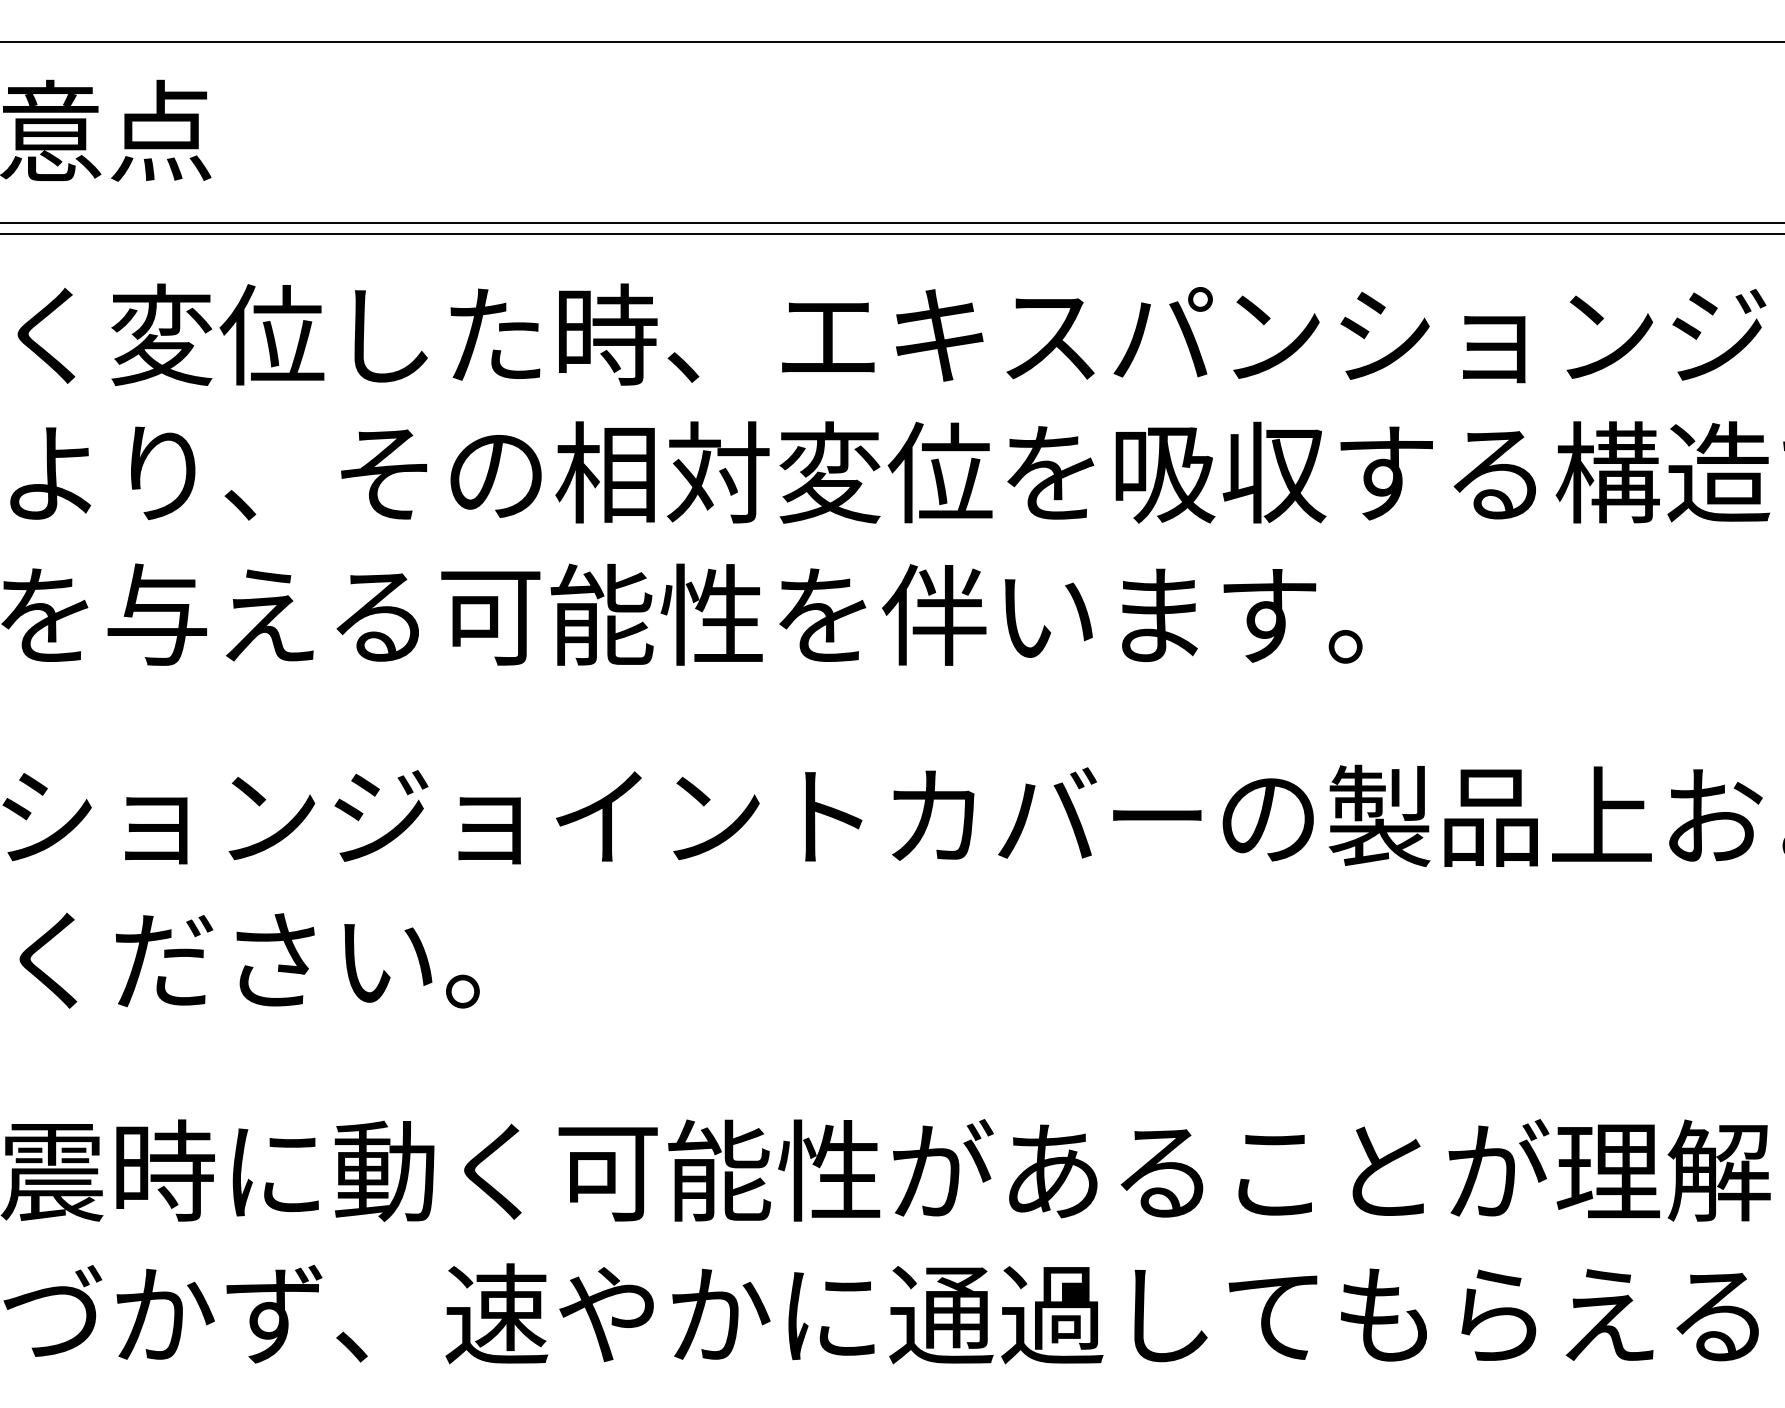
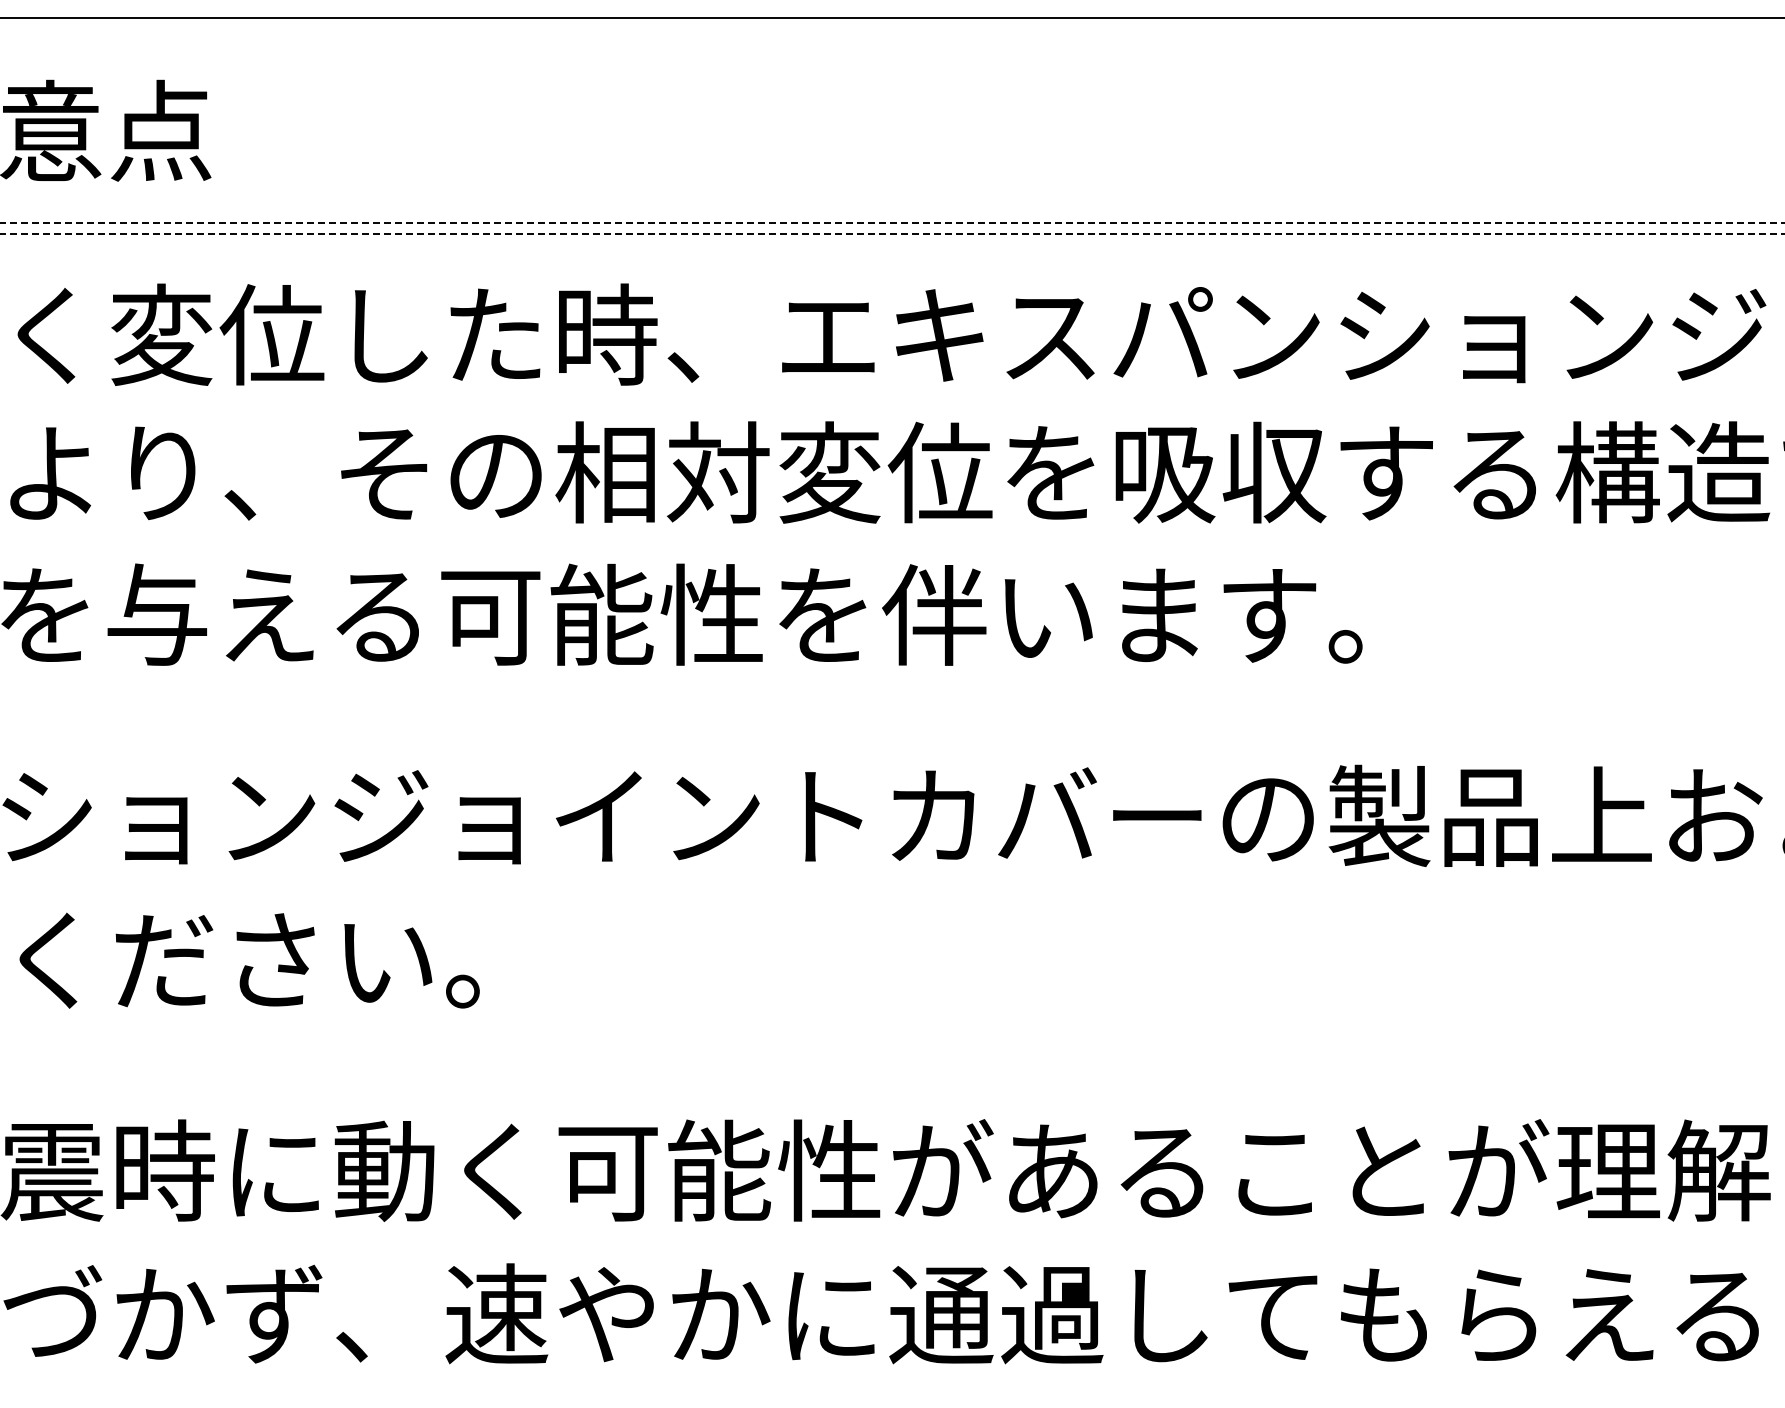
line position: (891, 42) -> (891, 18) (891, 18)
line: solid -> dashed (892, 222)
line: solid -> dashed (892, 233)
